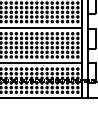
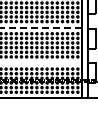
line: solid -> dashed (41, 27)
line: present -> none (41, 63)
